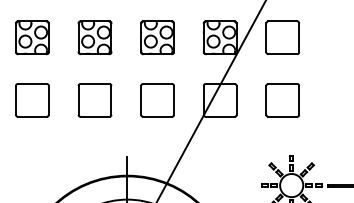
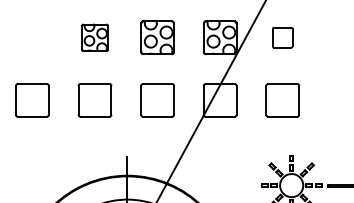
part: present -> none (32, 37)
part size: 36x36 px -> 28x29 px (94, 37)
part size: 35x35 px -> 22x22 px (282, 37)
